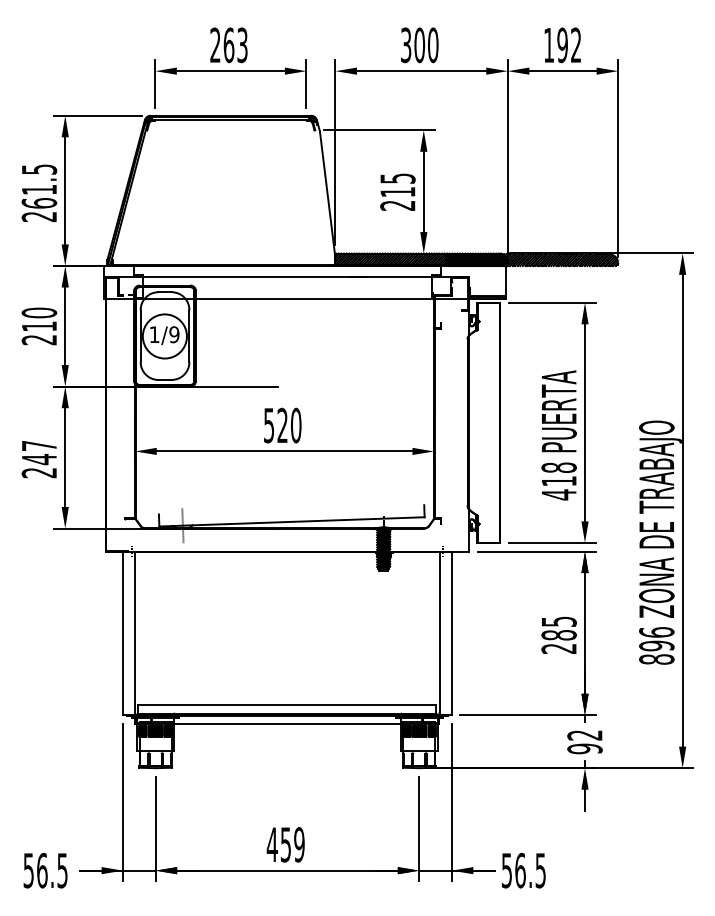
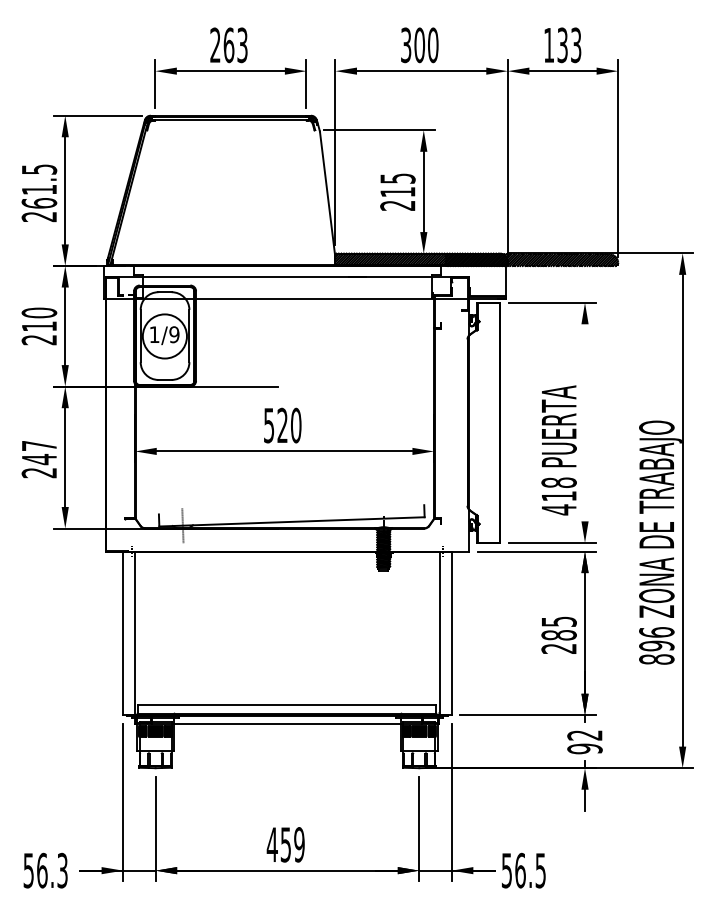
text: 192 -> 133 (569, 45)
line: present -> none (585, 422)
text position: (558, 435) -> (558, 450) (558, 450)
text: 56.5 -> 56.3 (62, 869)
